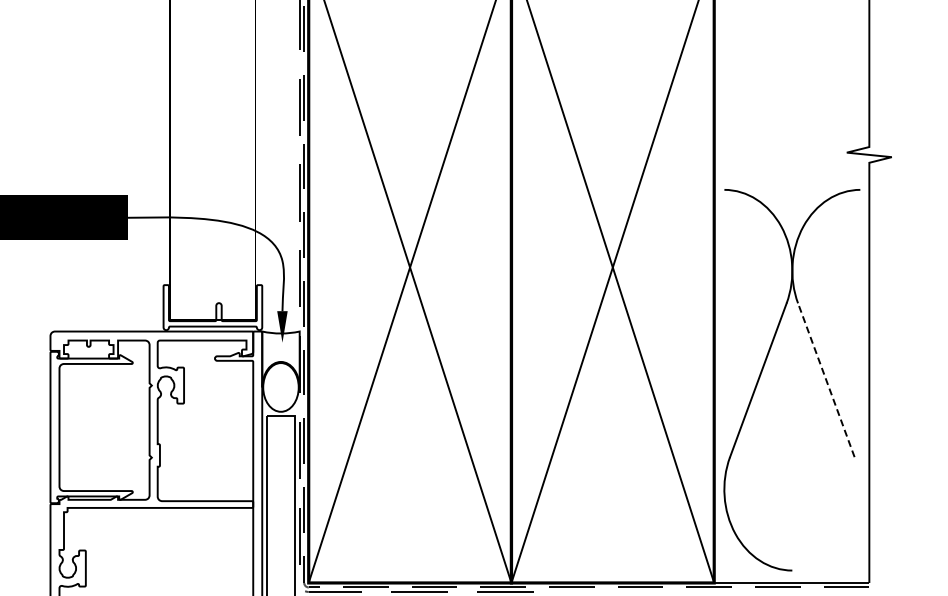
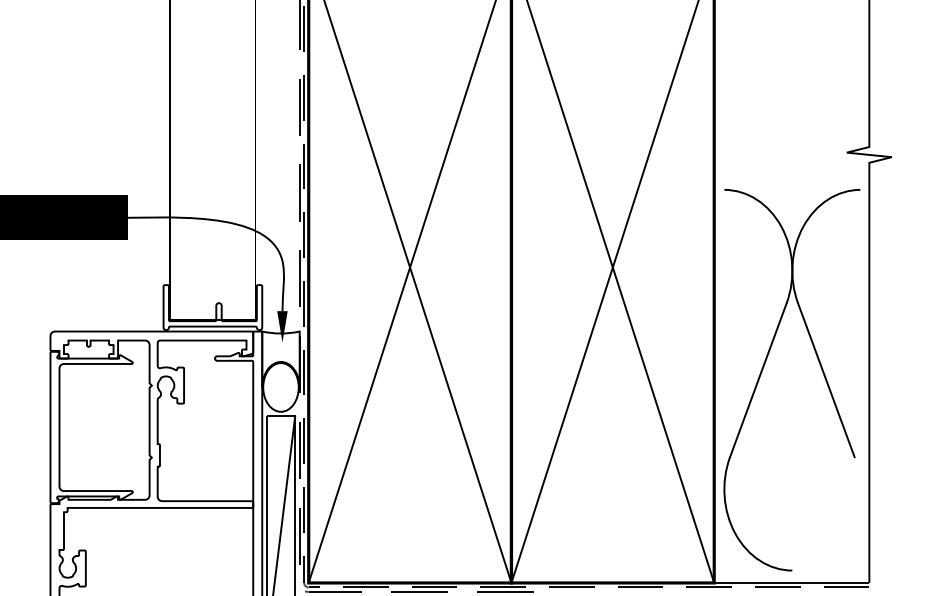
line: dashed -> solid (826, 380)
line: none -> present (284, 504)
